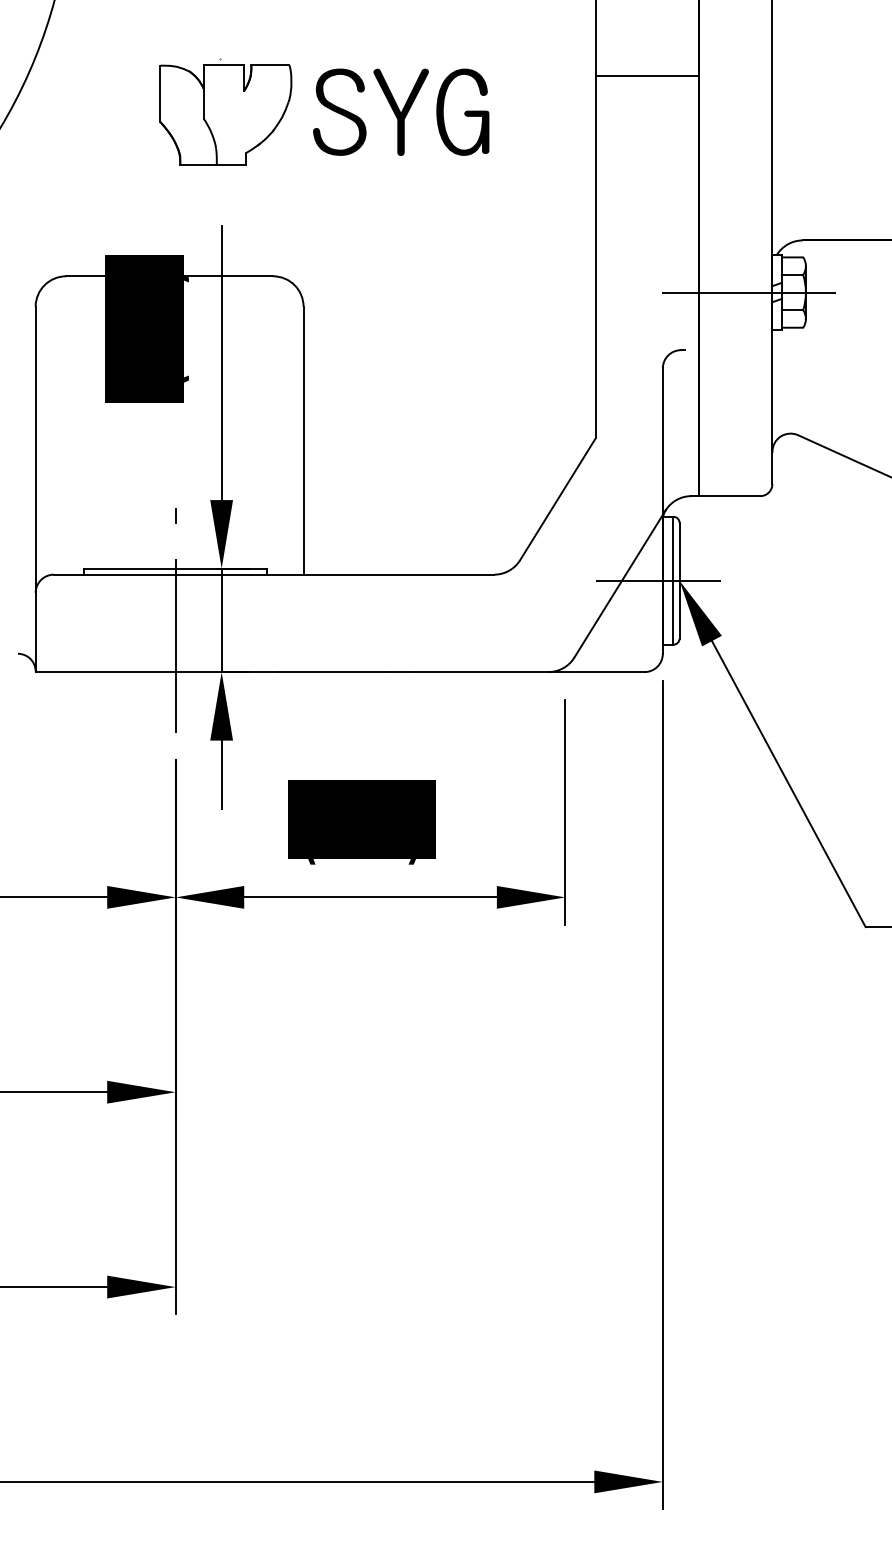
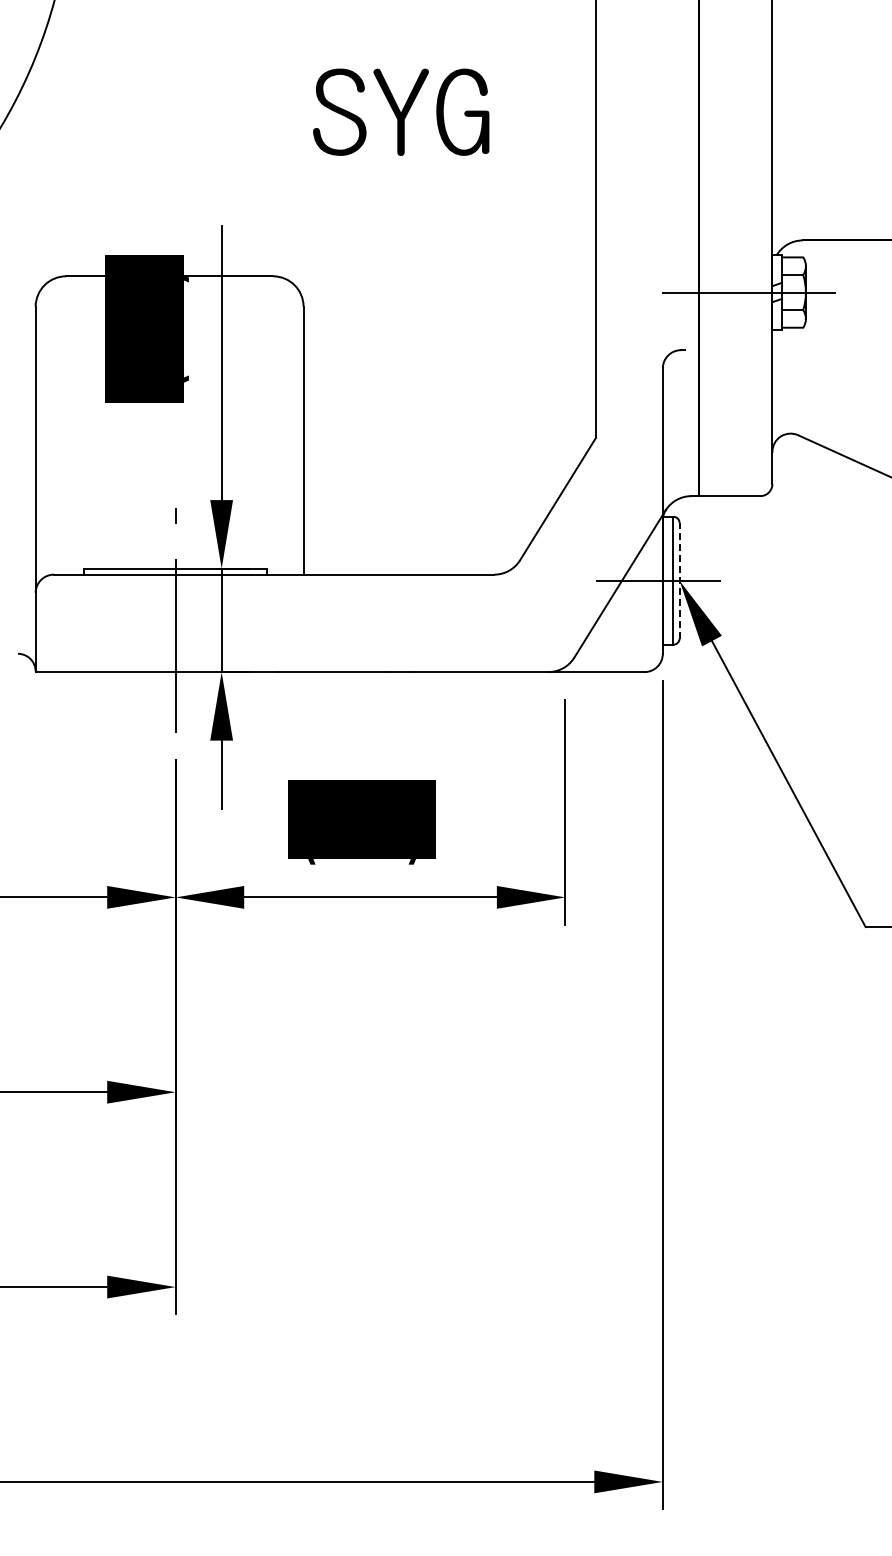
line: present -> none (647, 76)
part: present -> none (324, 111)
line: solid -> dashed (679, 580)
